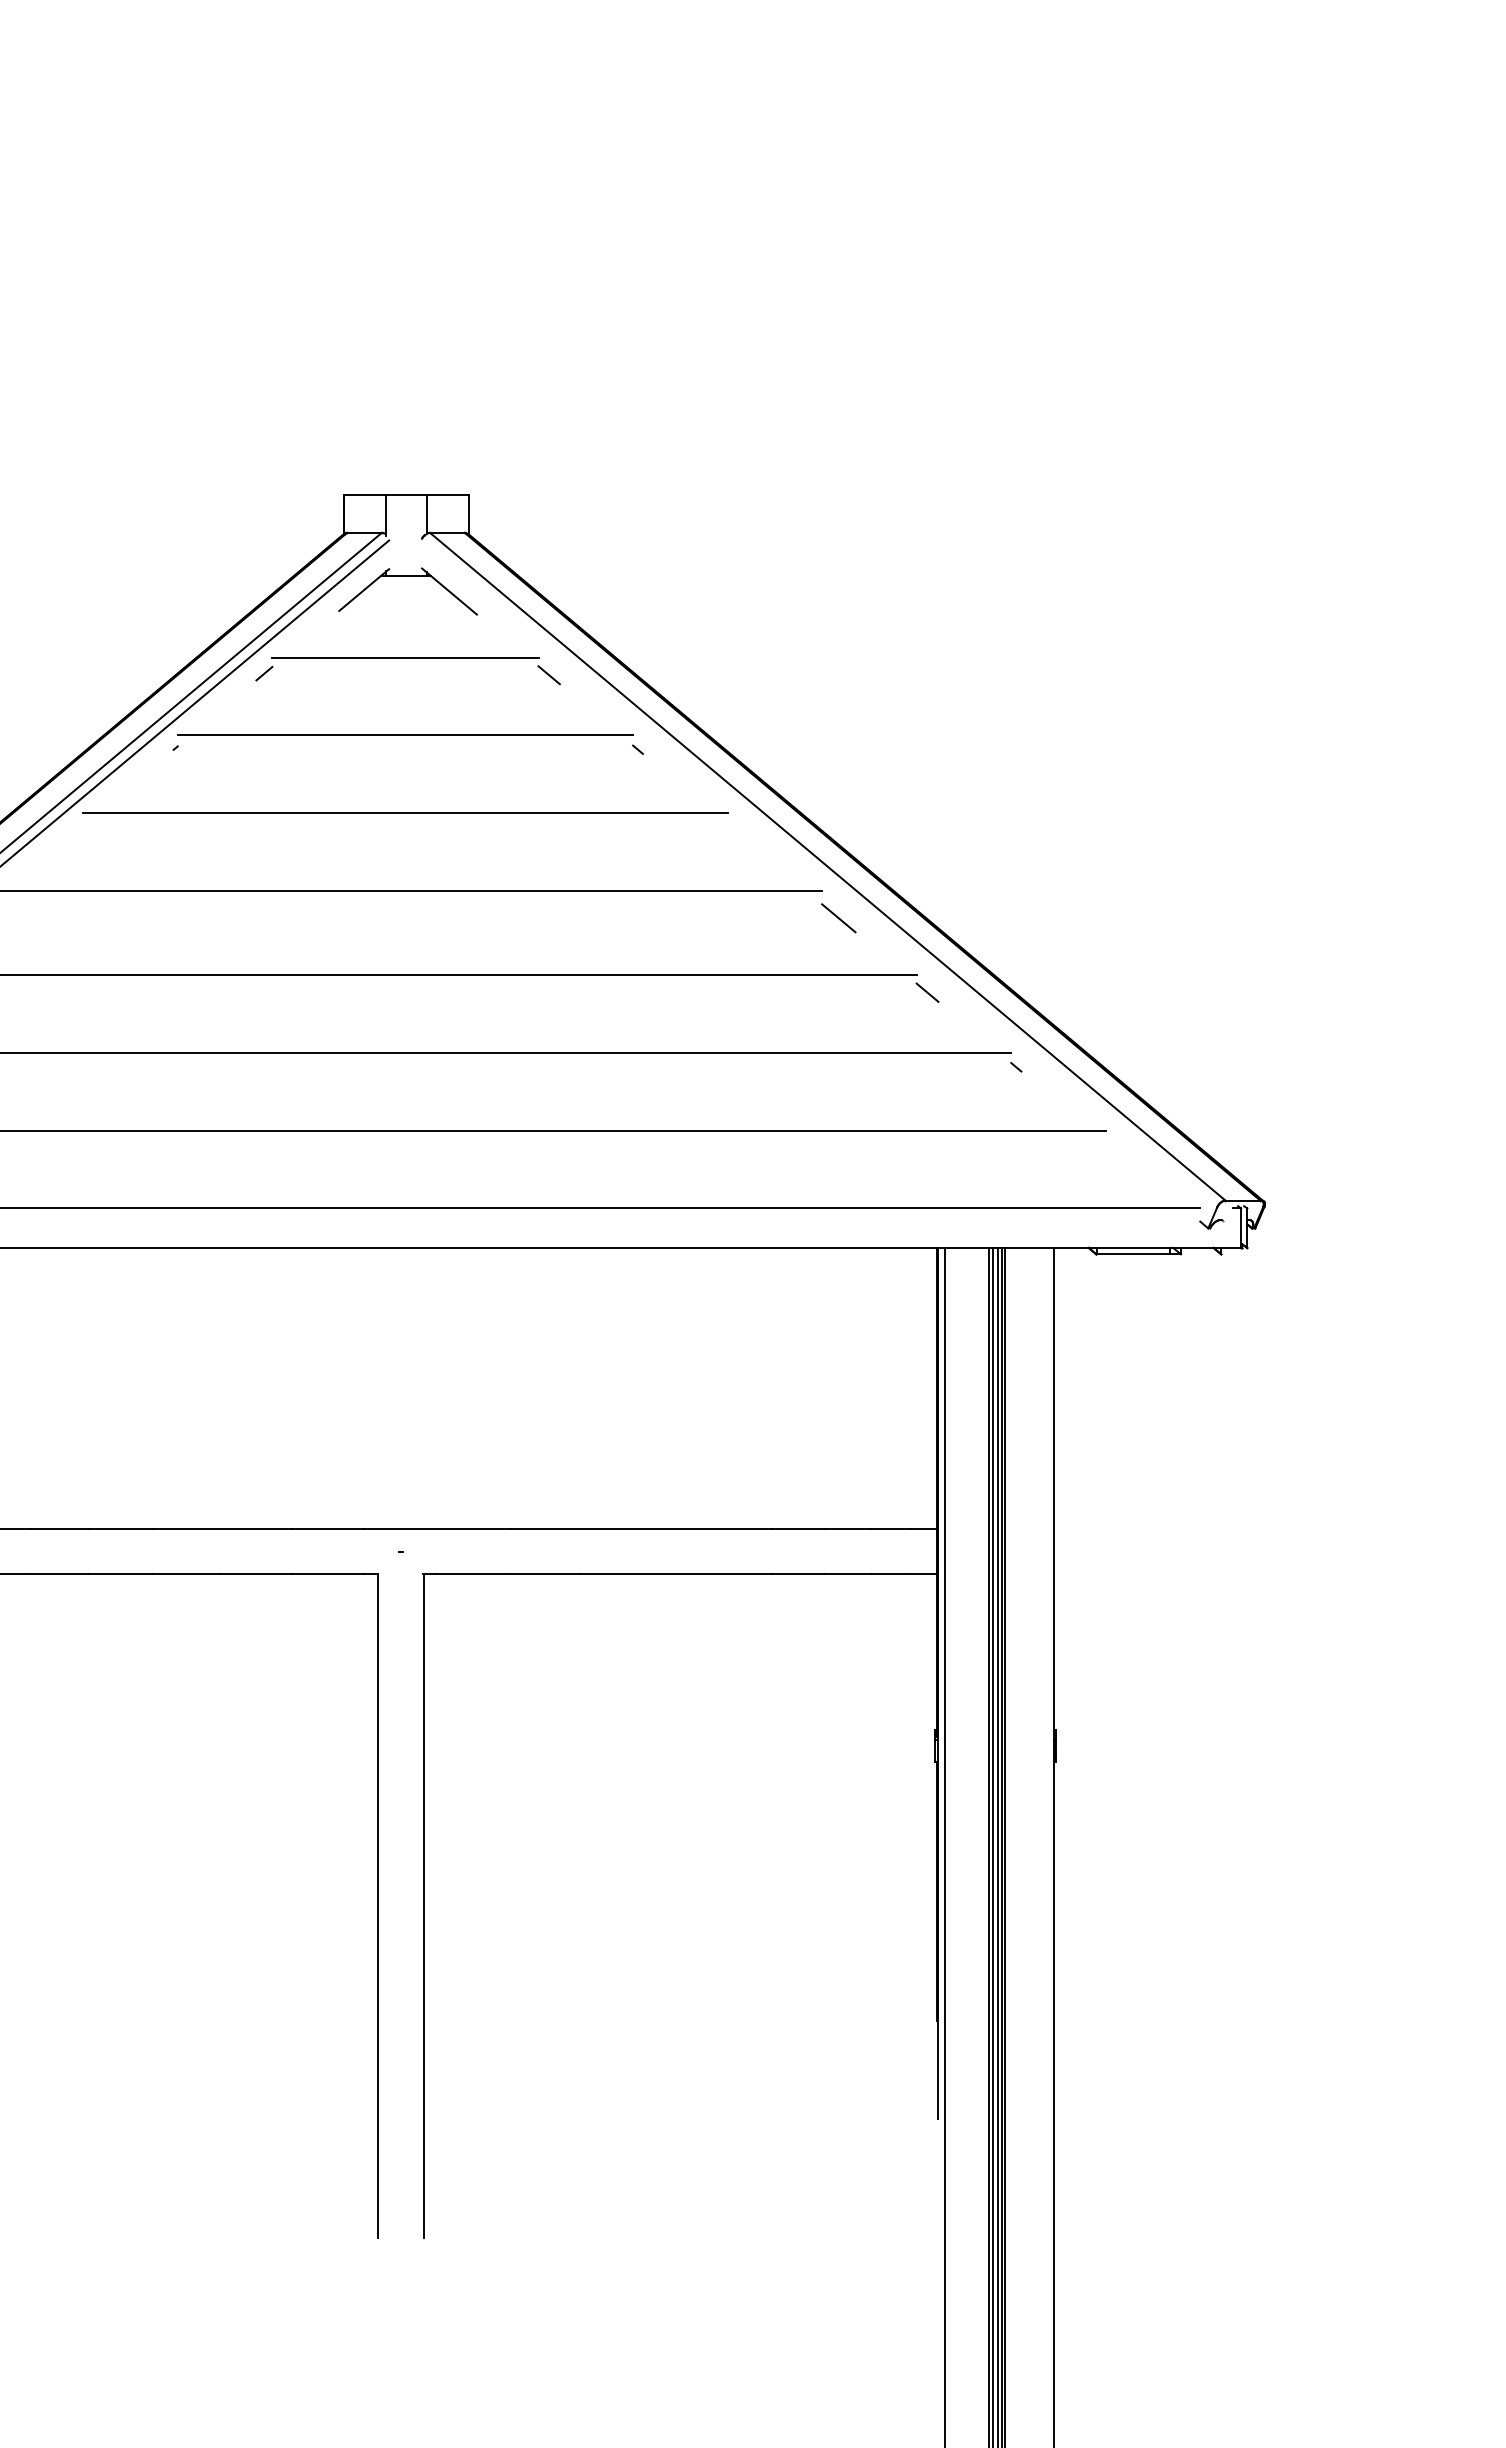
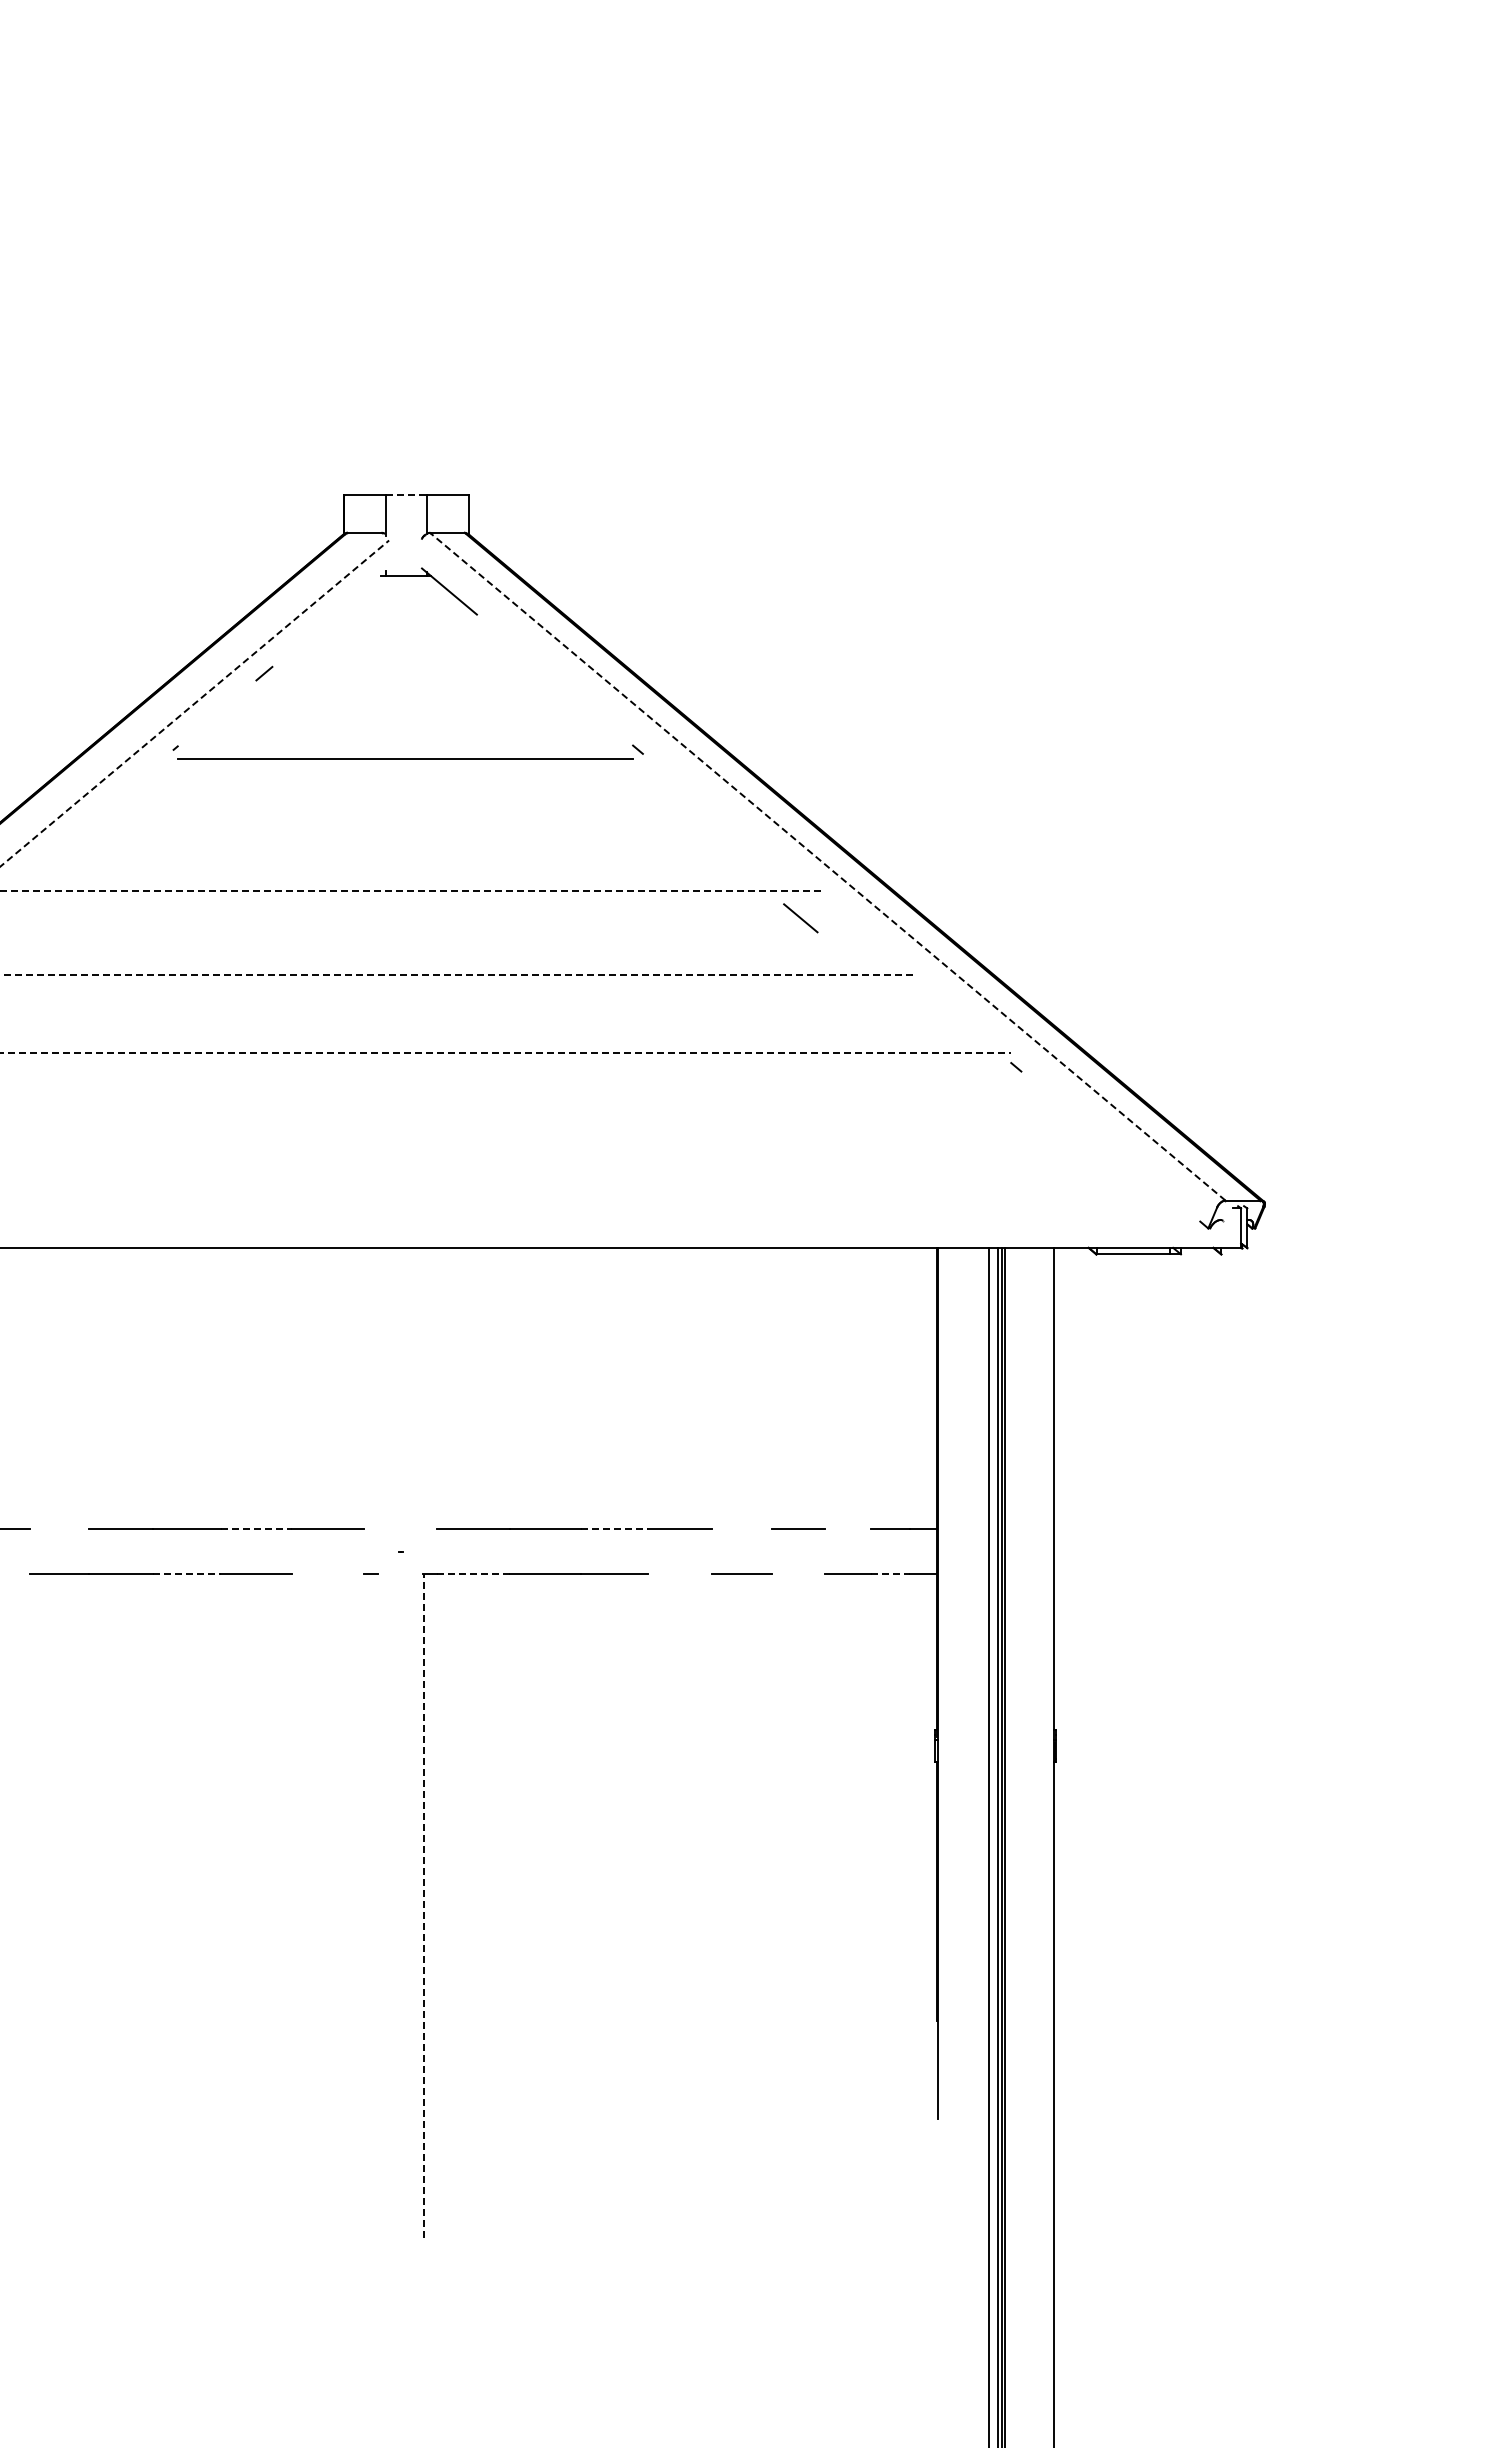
line: solid -> dashed (406, 495)
line: present -> none (364, 589)
line: present -> none (405, 657)
line: present -> none (548, 675)
line: present -> none (191, 691)
line: solid -> dashed (194, 703)
line position: (405, 734) -> (405, 758) (405, 758)
line: present -> none (405, 812)
line: solid -> dashed (827, 866)
line: solid -> dashed (411, 890)
line position: (838, 918) -> (800, 918) (800, 918)
line: solid -> dashed (458, 975)
line: present -> none (927, 992)
line: solid -> dashed (505, 1052)
line: present -> none (553, 1130)
line: present -> none (601, 1208)
line: present -> none (59, 1529)
line: solid -> dashed (257, 1529)
line: present -> none (400, 1529)
line: solid -> dashed (614, 1529)
line: present -> none (741, 1529)
line: present -> none (847, 1529)
line: present -> none (16, 1574)
line: solid -> dashed (187, 1574)
line: present -> none (327, 1574)
line: solid -> dashed (474, 1574)
line: present -> none (680, 1574)
line: present -> none (797, 1574)
line: solid -> dashed (890, 1574)
line: present -> none (945, 1845)
line: present -> none (993, 1845)
line: present -> none (378, 1906)
line: solid -> dashed (423, 1906)
